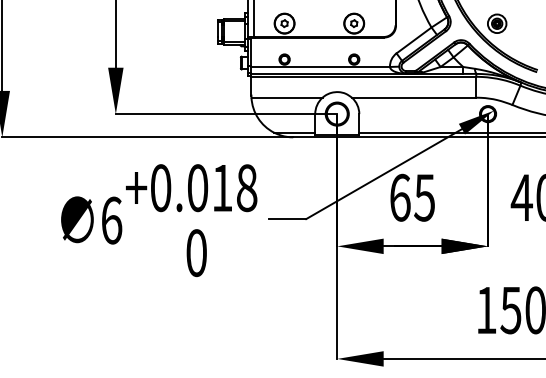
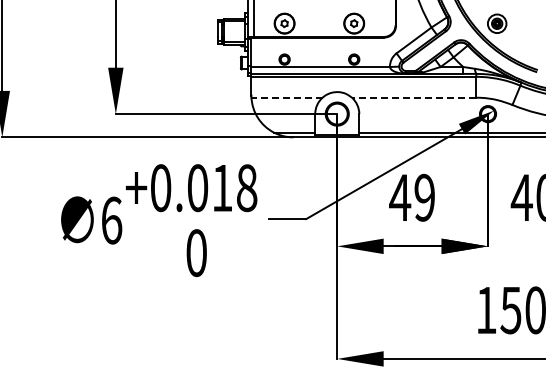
line: solid -> dashed (287, 97)
line: solid -> dashed (413, 97)
text: 65 -> 49 (411, 197)
